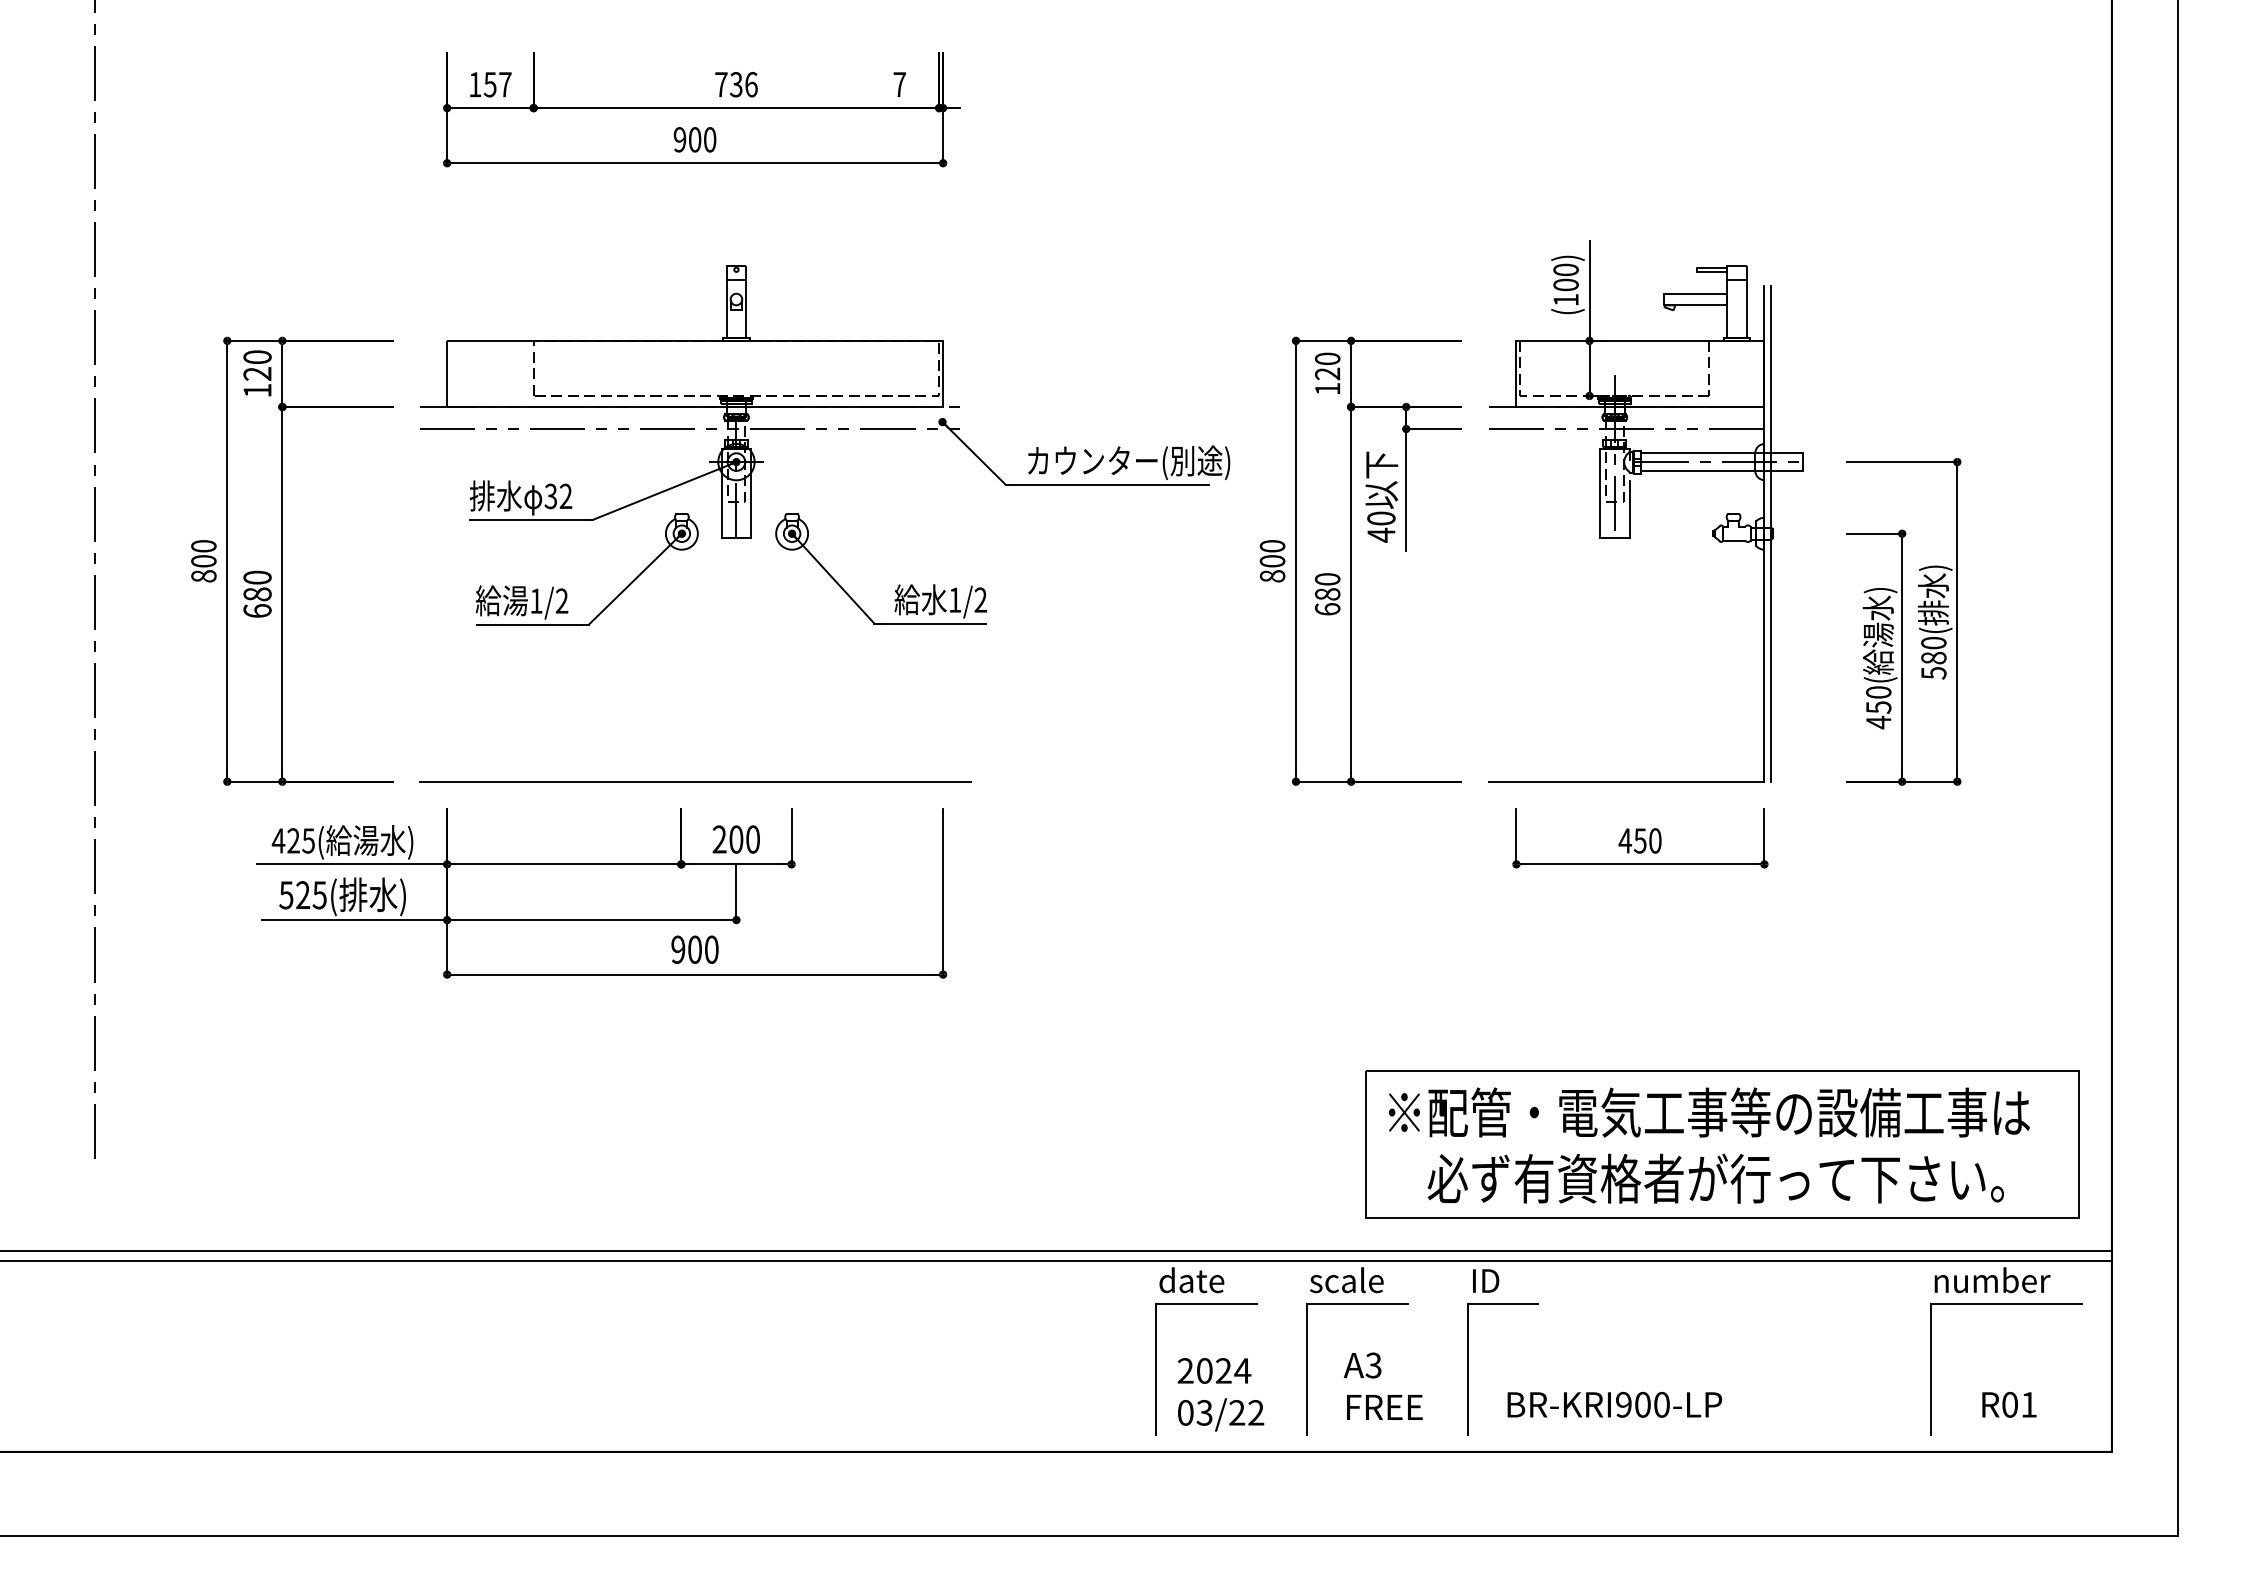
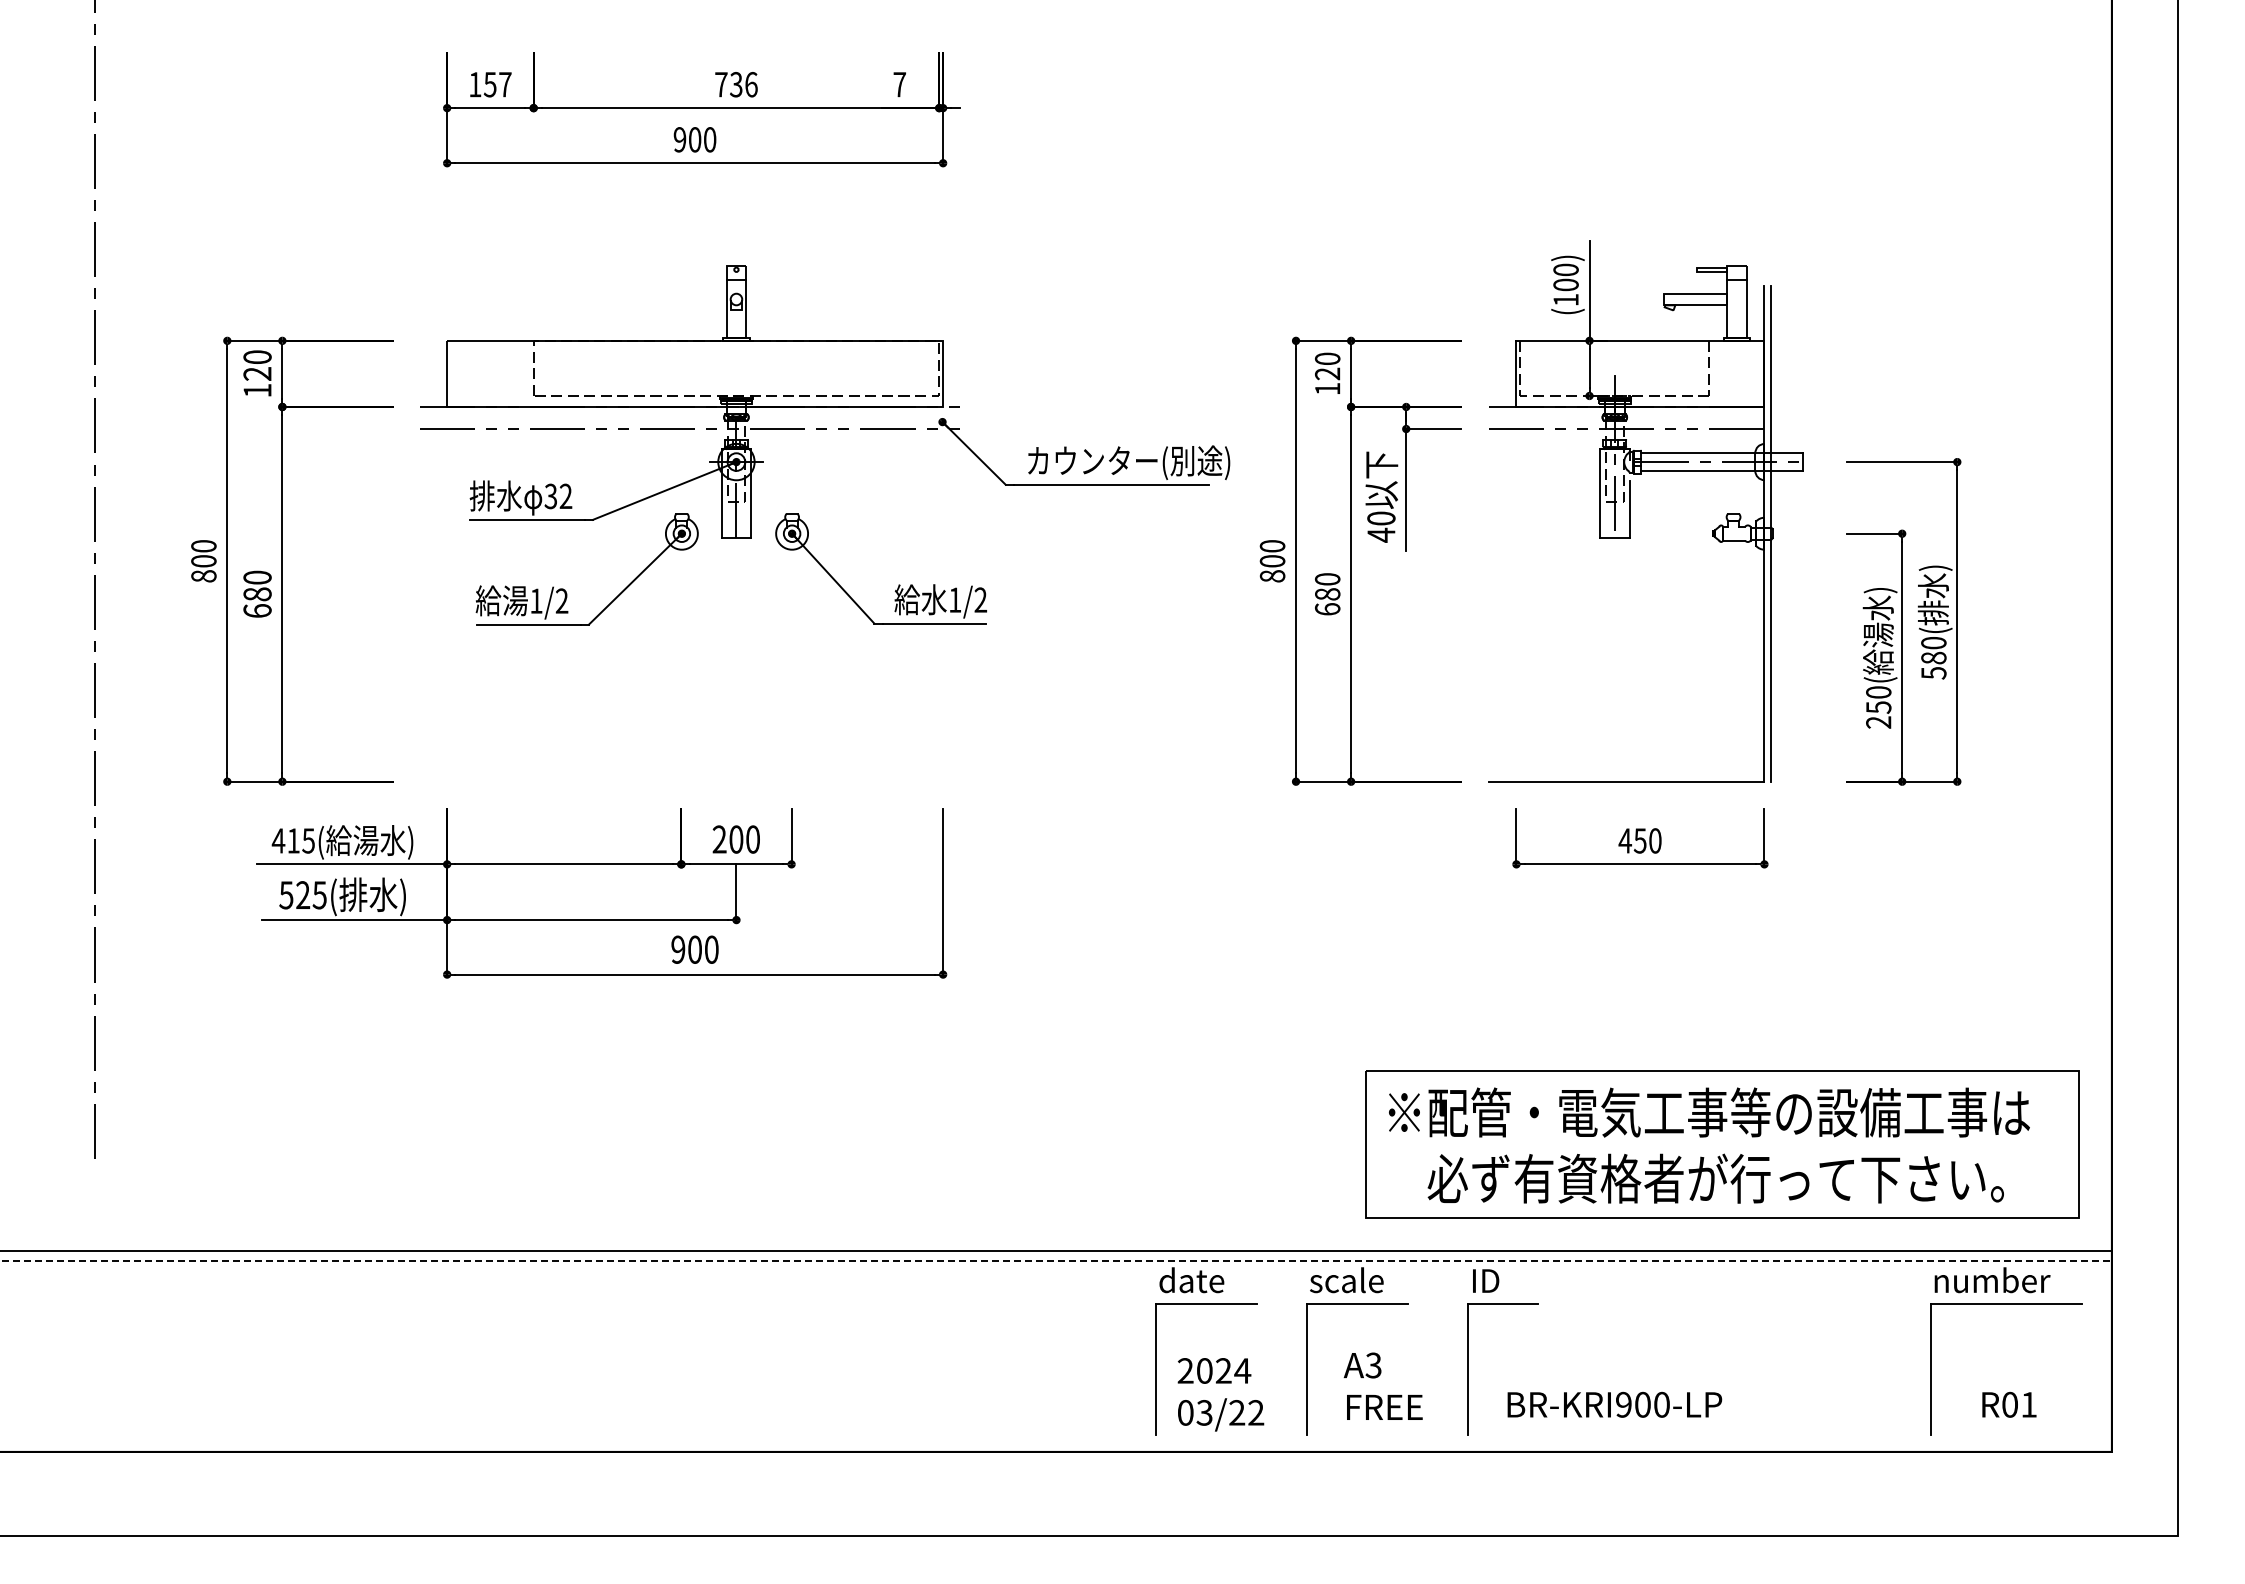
text: 450( -> 250( (1878, 722)
line: present -> none (695, 781)
text: 425( -> 415( (293, 840)
line: solid -> dashed (1055, 1260)
